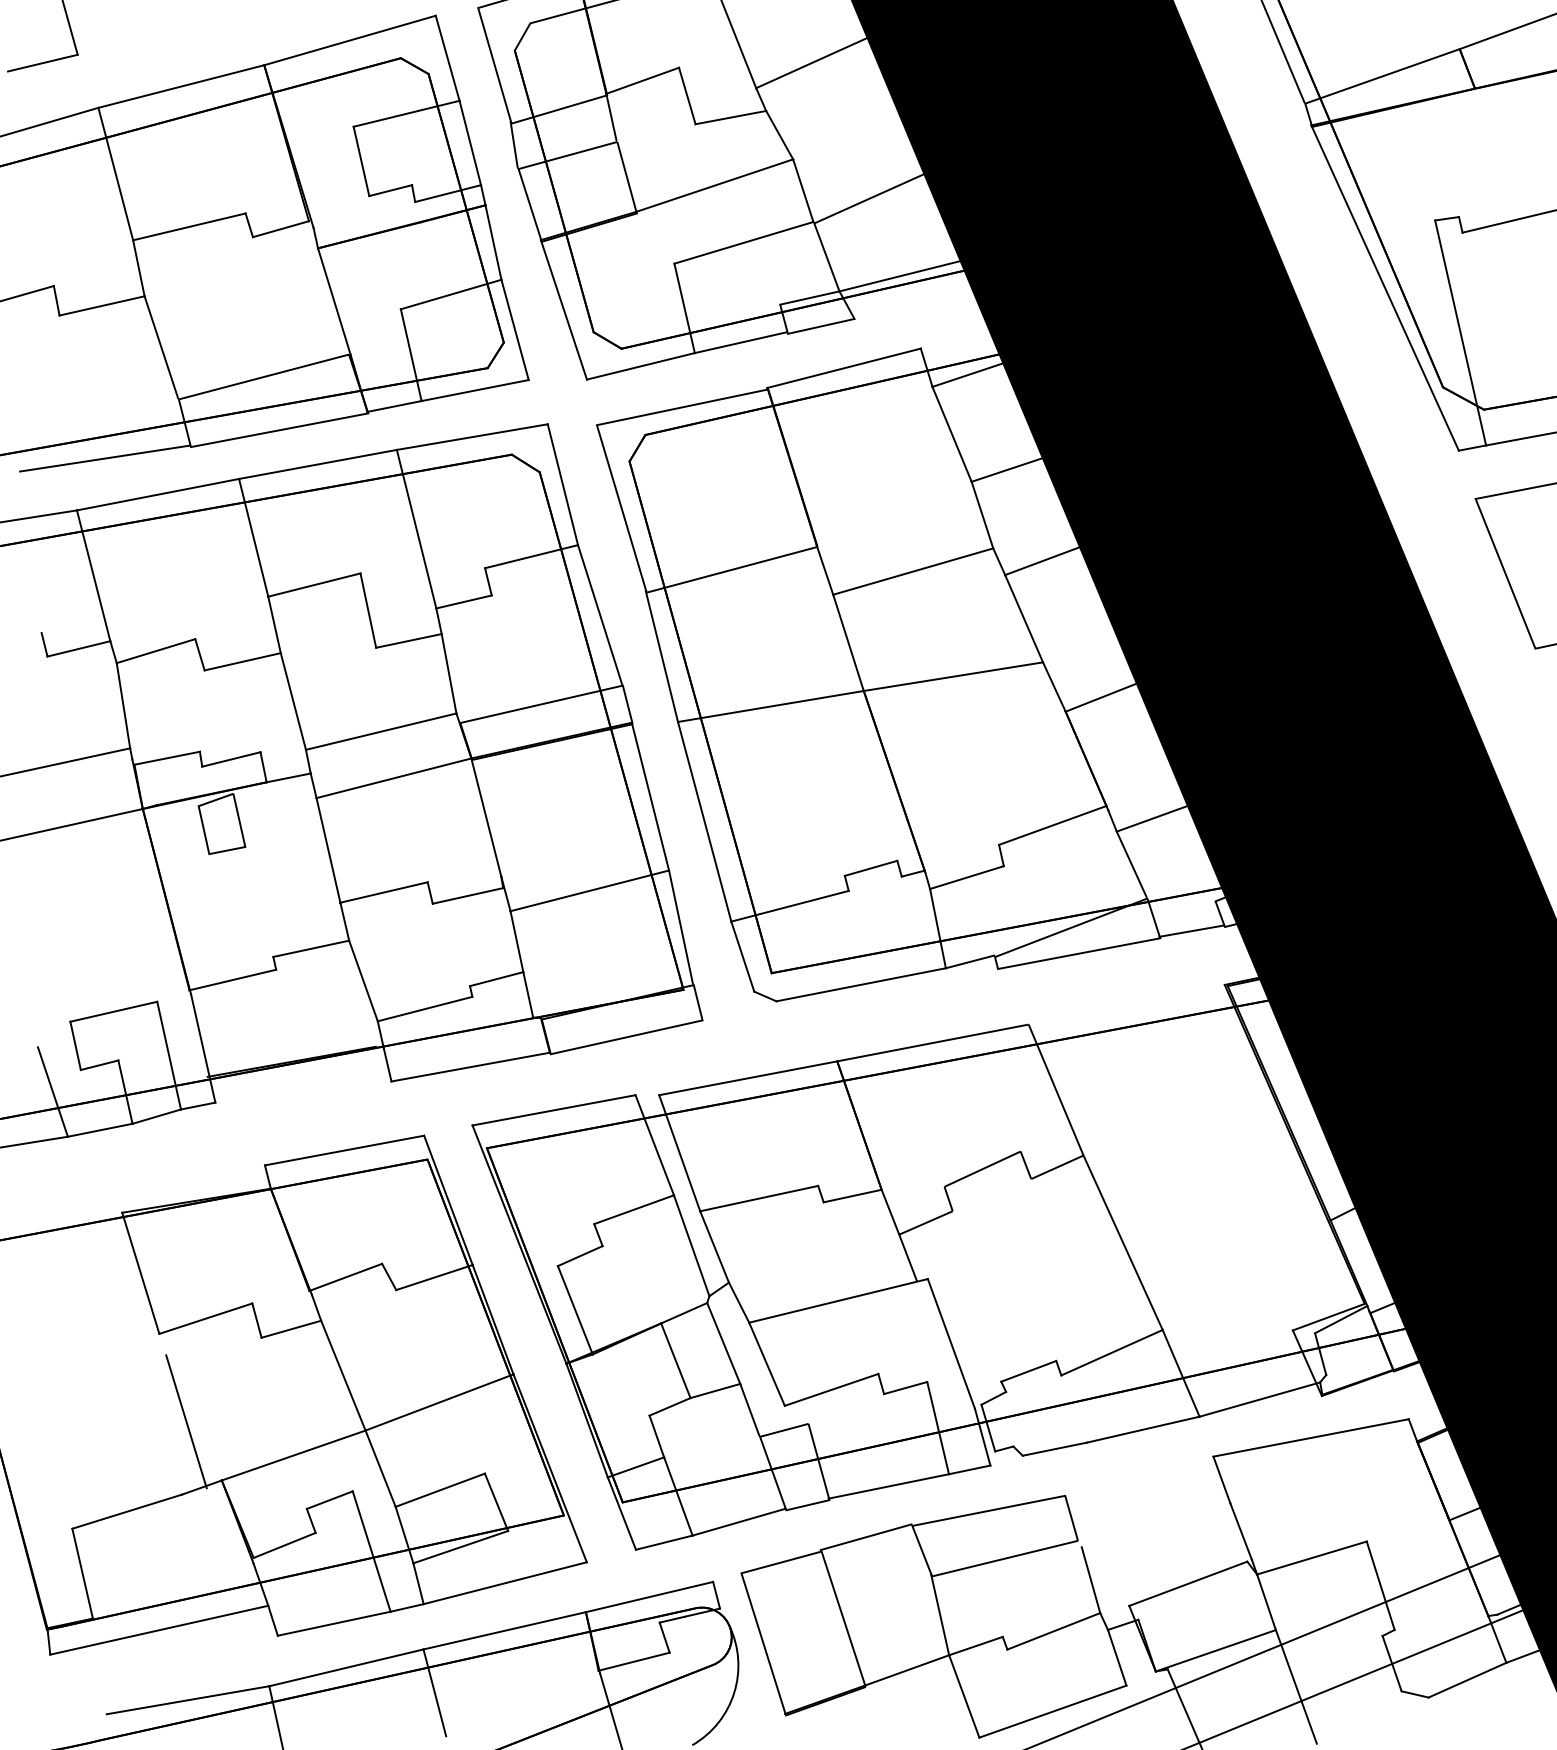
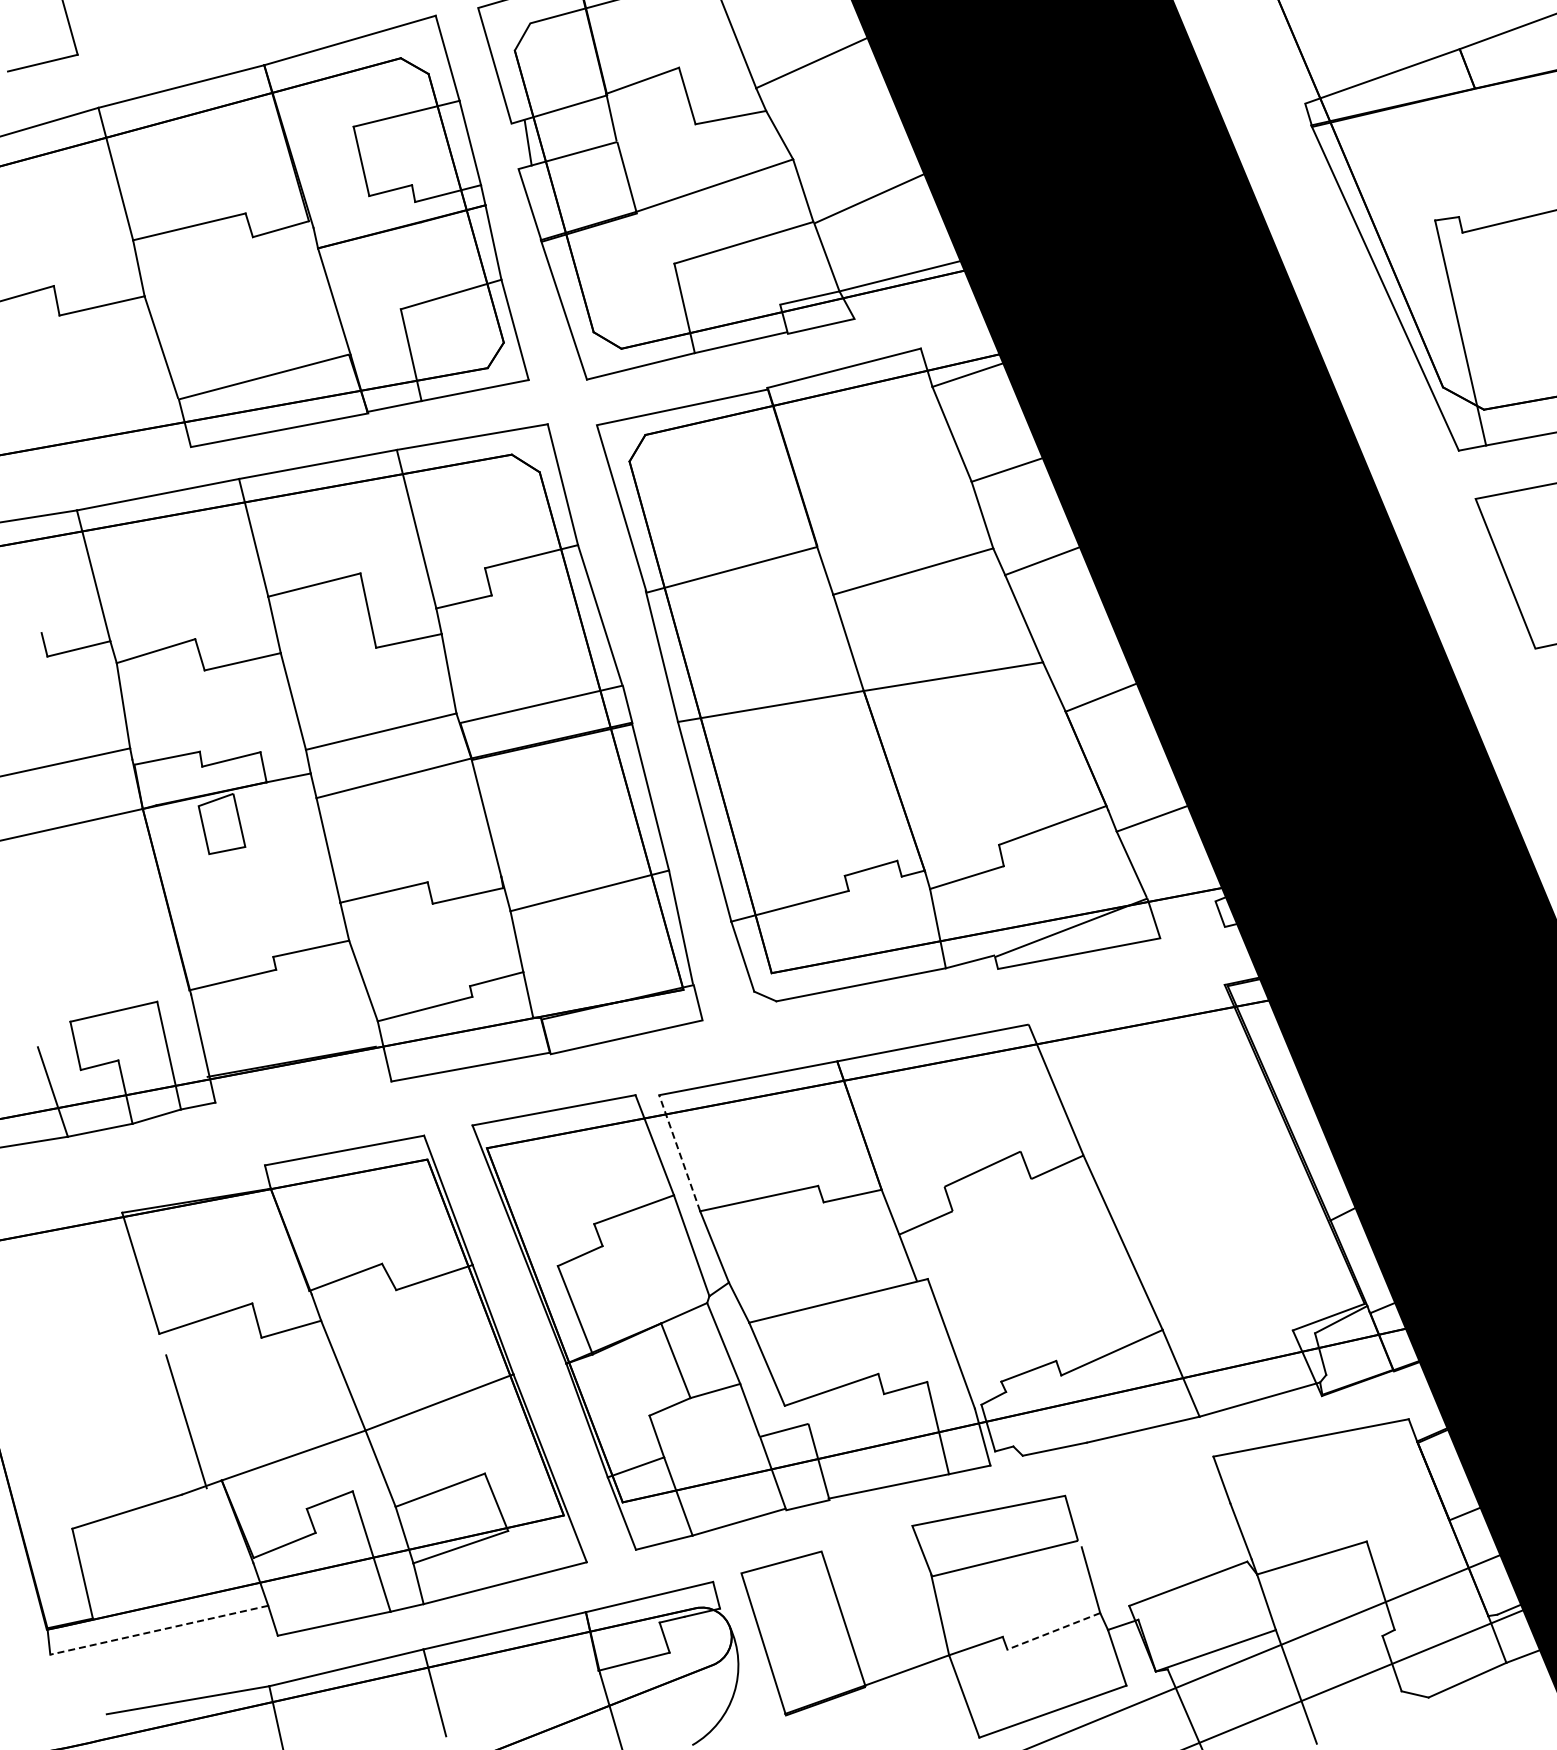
line: present -> none (1283, 52)
line position: (513, 144) -> (527, 142) (527, 142)
line: present -> none (105, 458)
line: present -> none (1191, 930)
line: solid -> dashed (679, 1153)
line: present -> none (865, 1537)
line: solid -> dashed (159, 1630)
line: solid -> dashed (1053, 1631)
